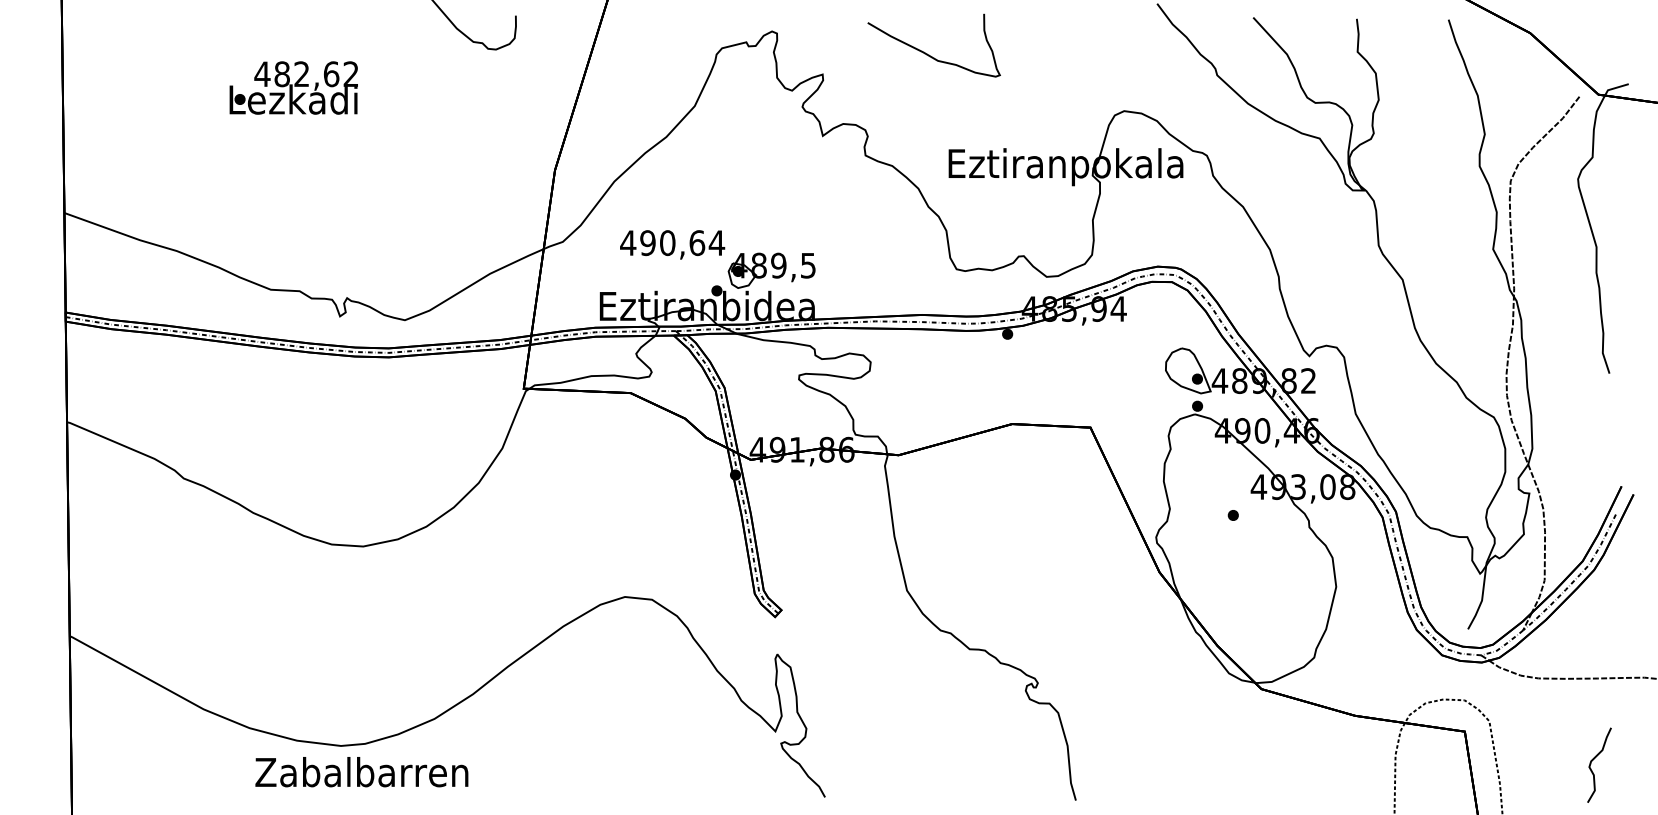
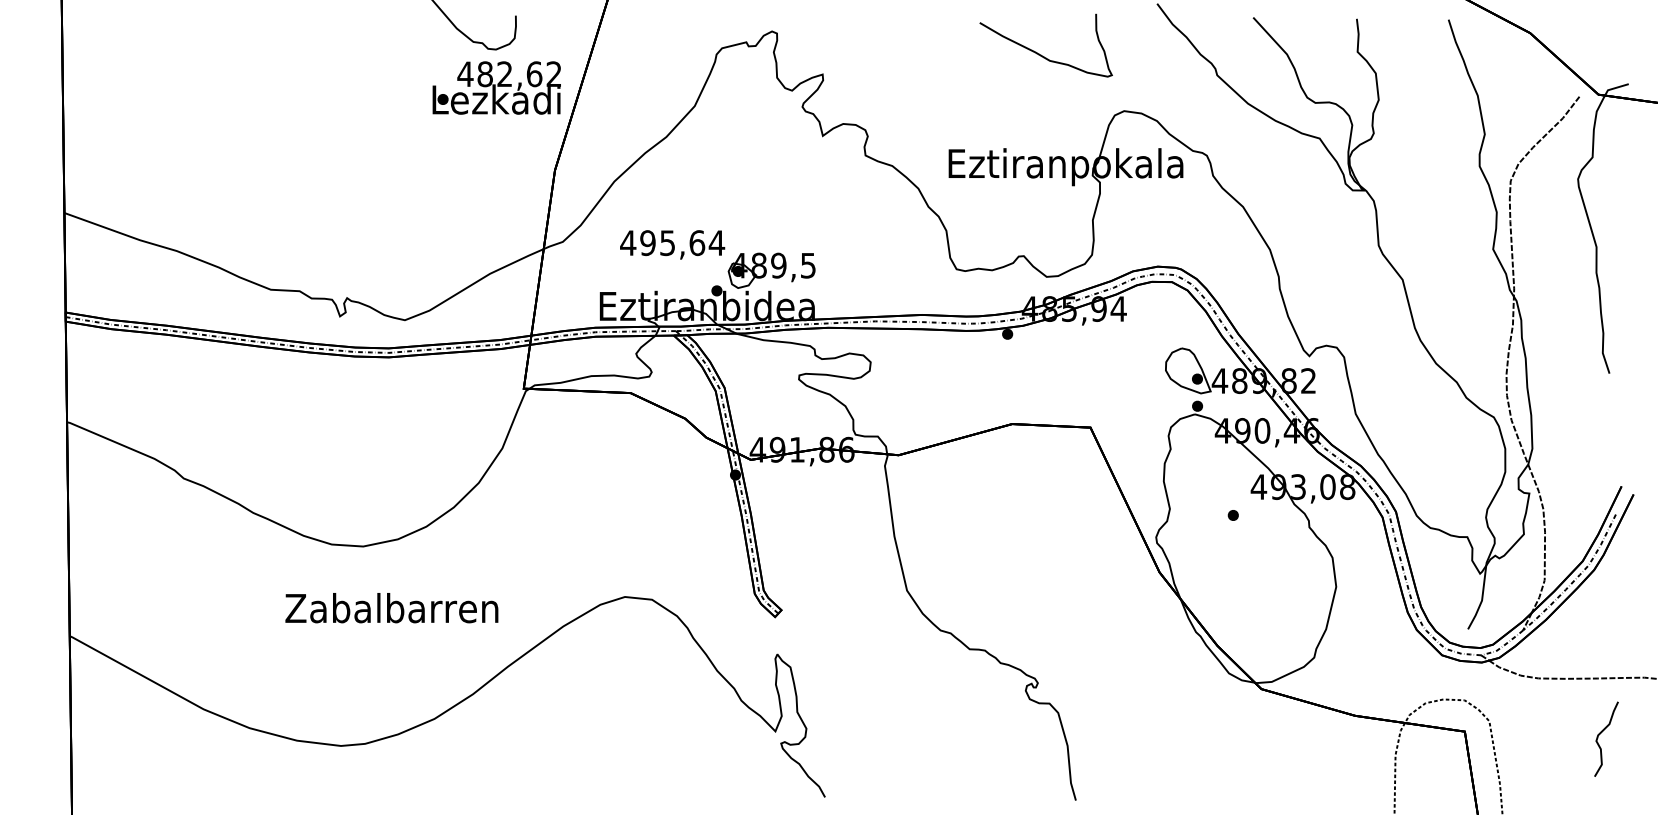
curve position: (929, 54) -> (1041, 54) (1041, 54)
text position: (293, 87) -> (496, 87) (496, 87)
text: 490,64 -> 495,64 (667, 243)
curve position: (1594, 759) -> (1601, 733) (1601, 733)
text position: (361, 772) -> (391, 608) (391, 608)
